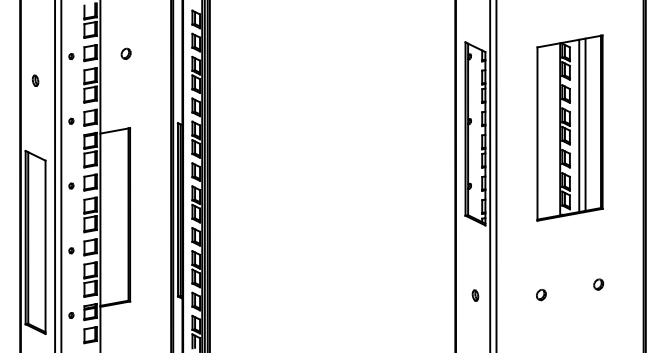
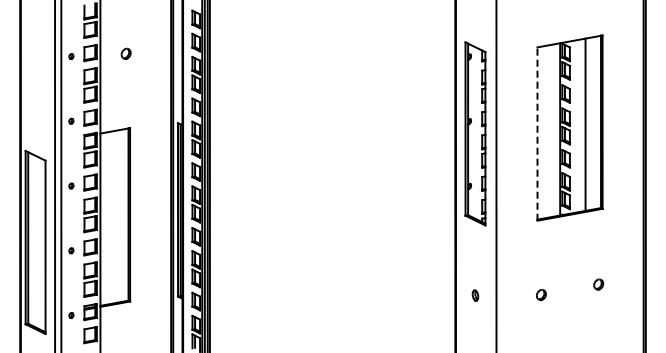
part: present -> none (35, 80)
line: present -> none (579, 125)
line: solid -> dashed (537, 134)
line: present -> none (490, 175)
